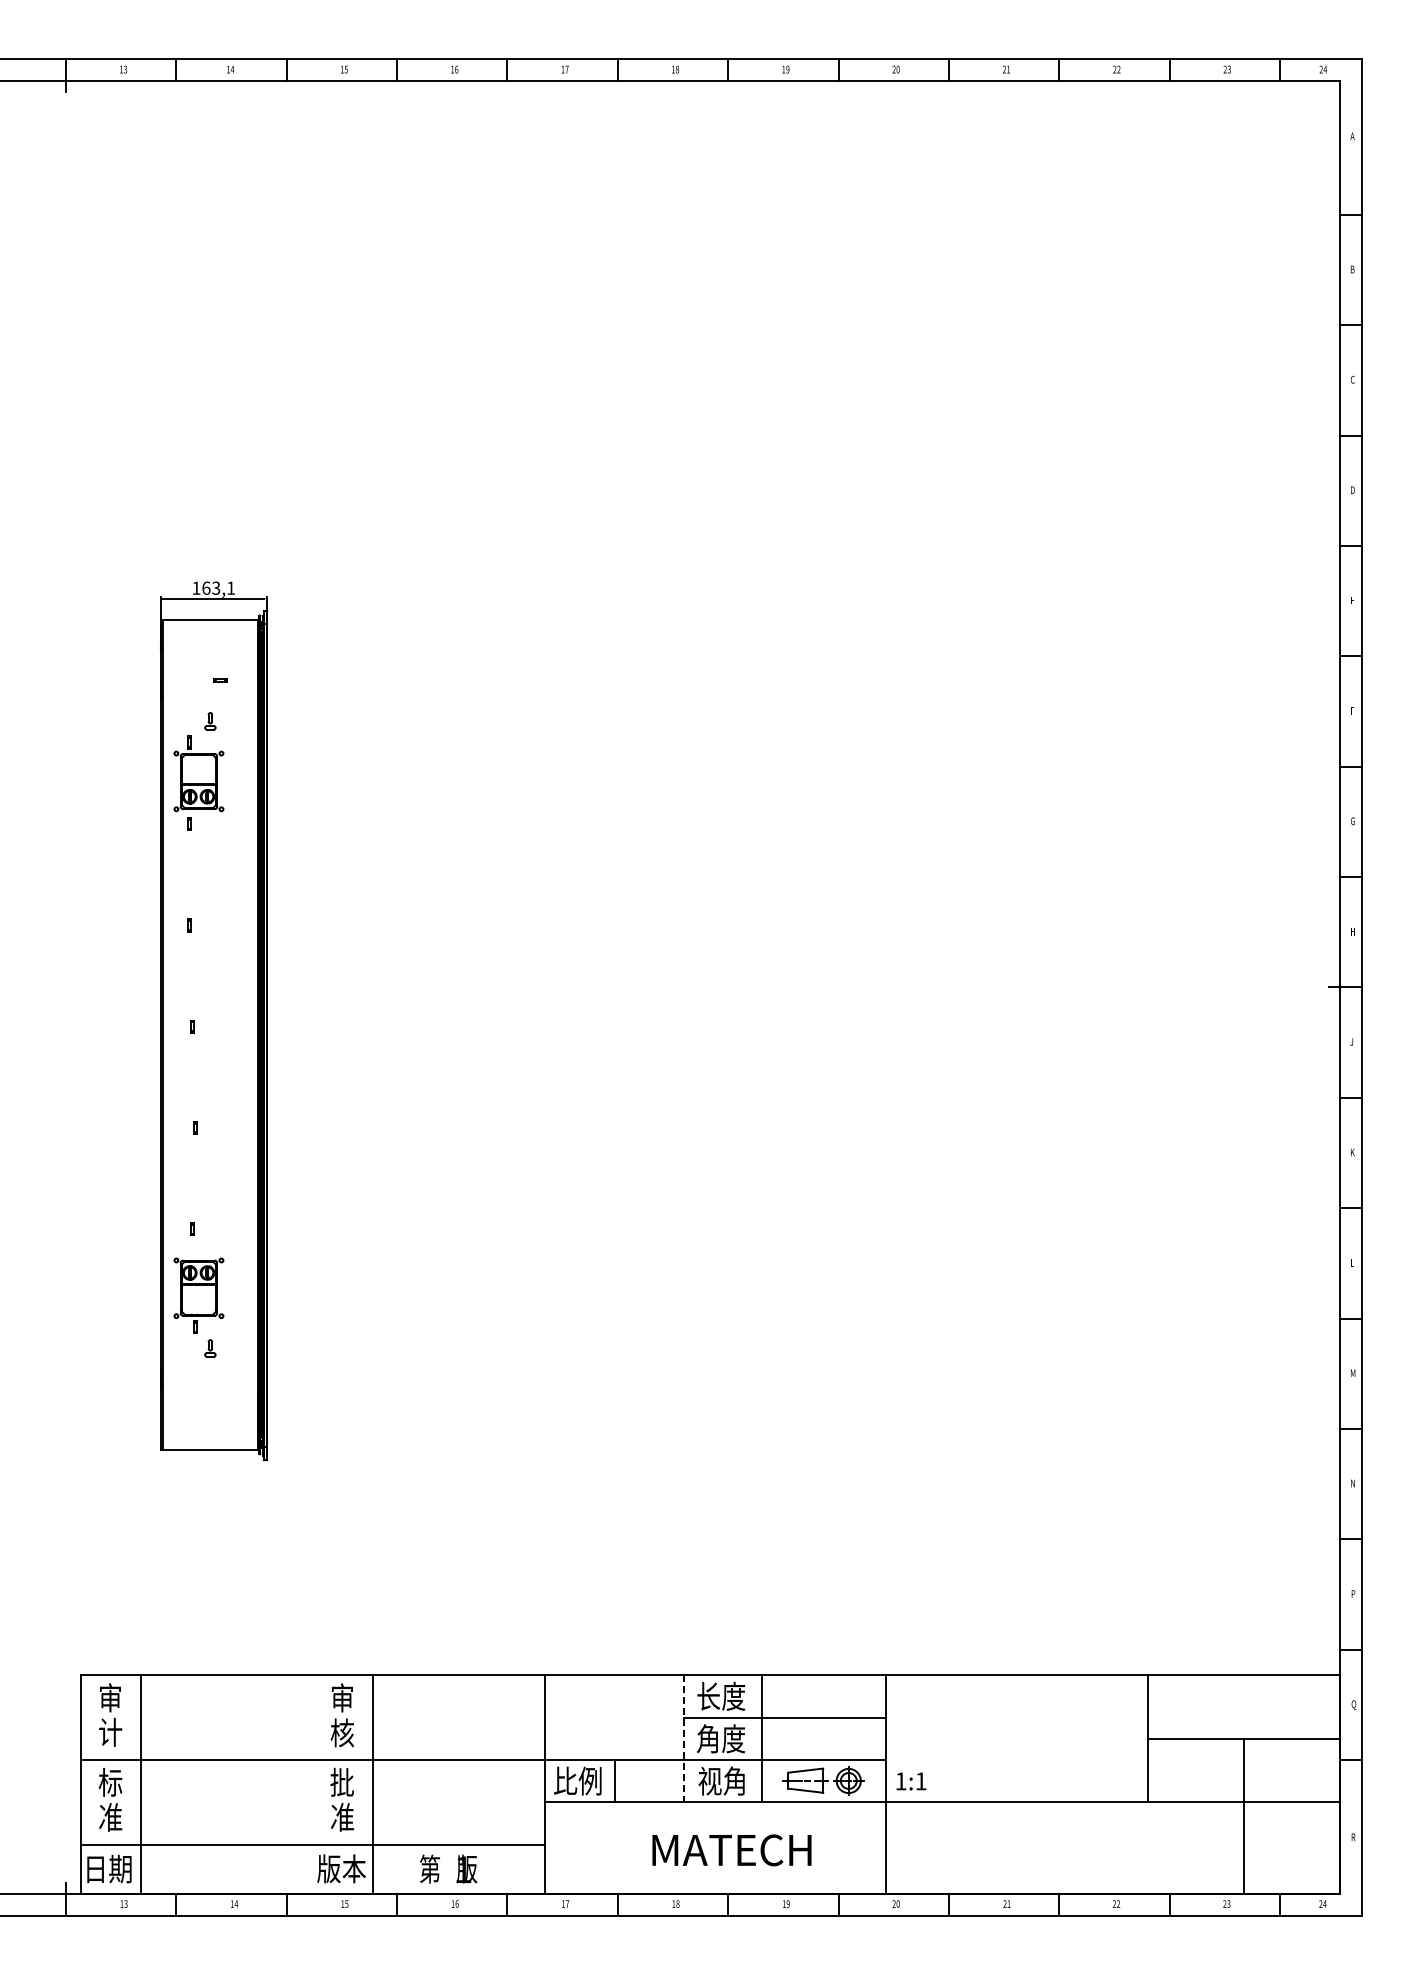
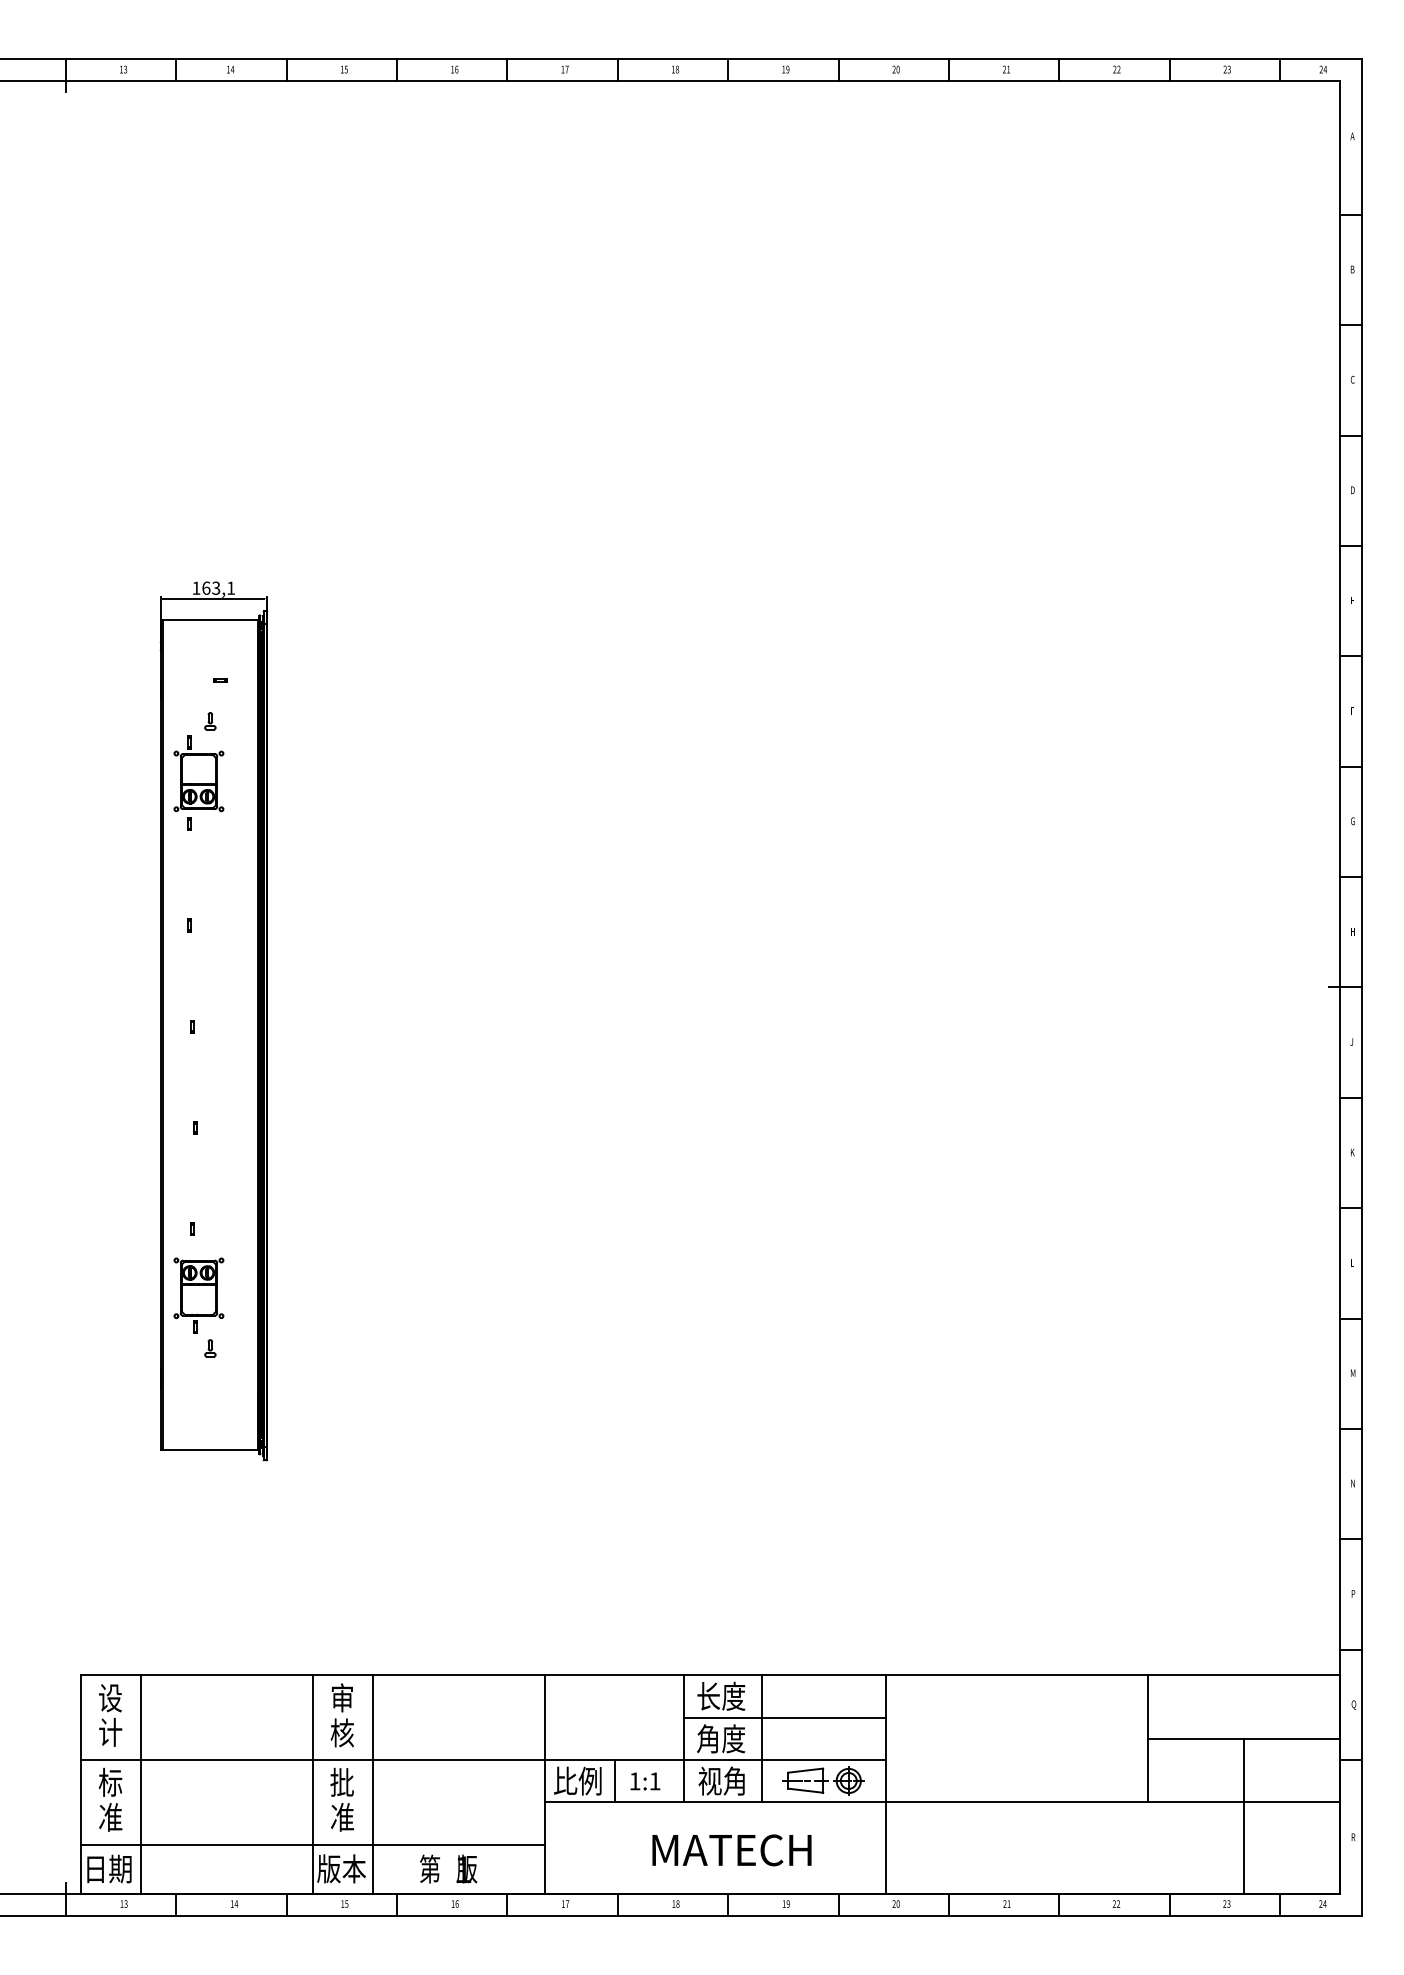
text: 审 -> 设 (110, 1697)
line: dashed -> solid (684, 1738)
text position: (911, 1781) -> (645, 1781) (645, 1781)
line: none -> present (313, 1784)
